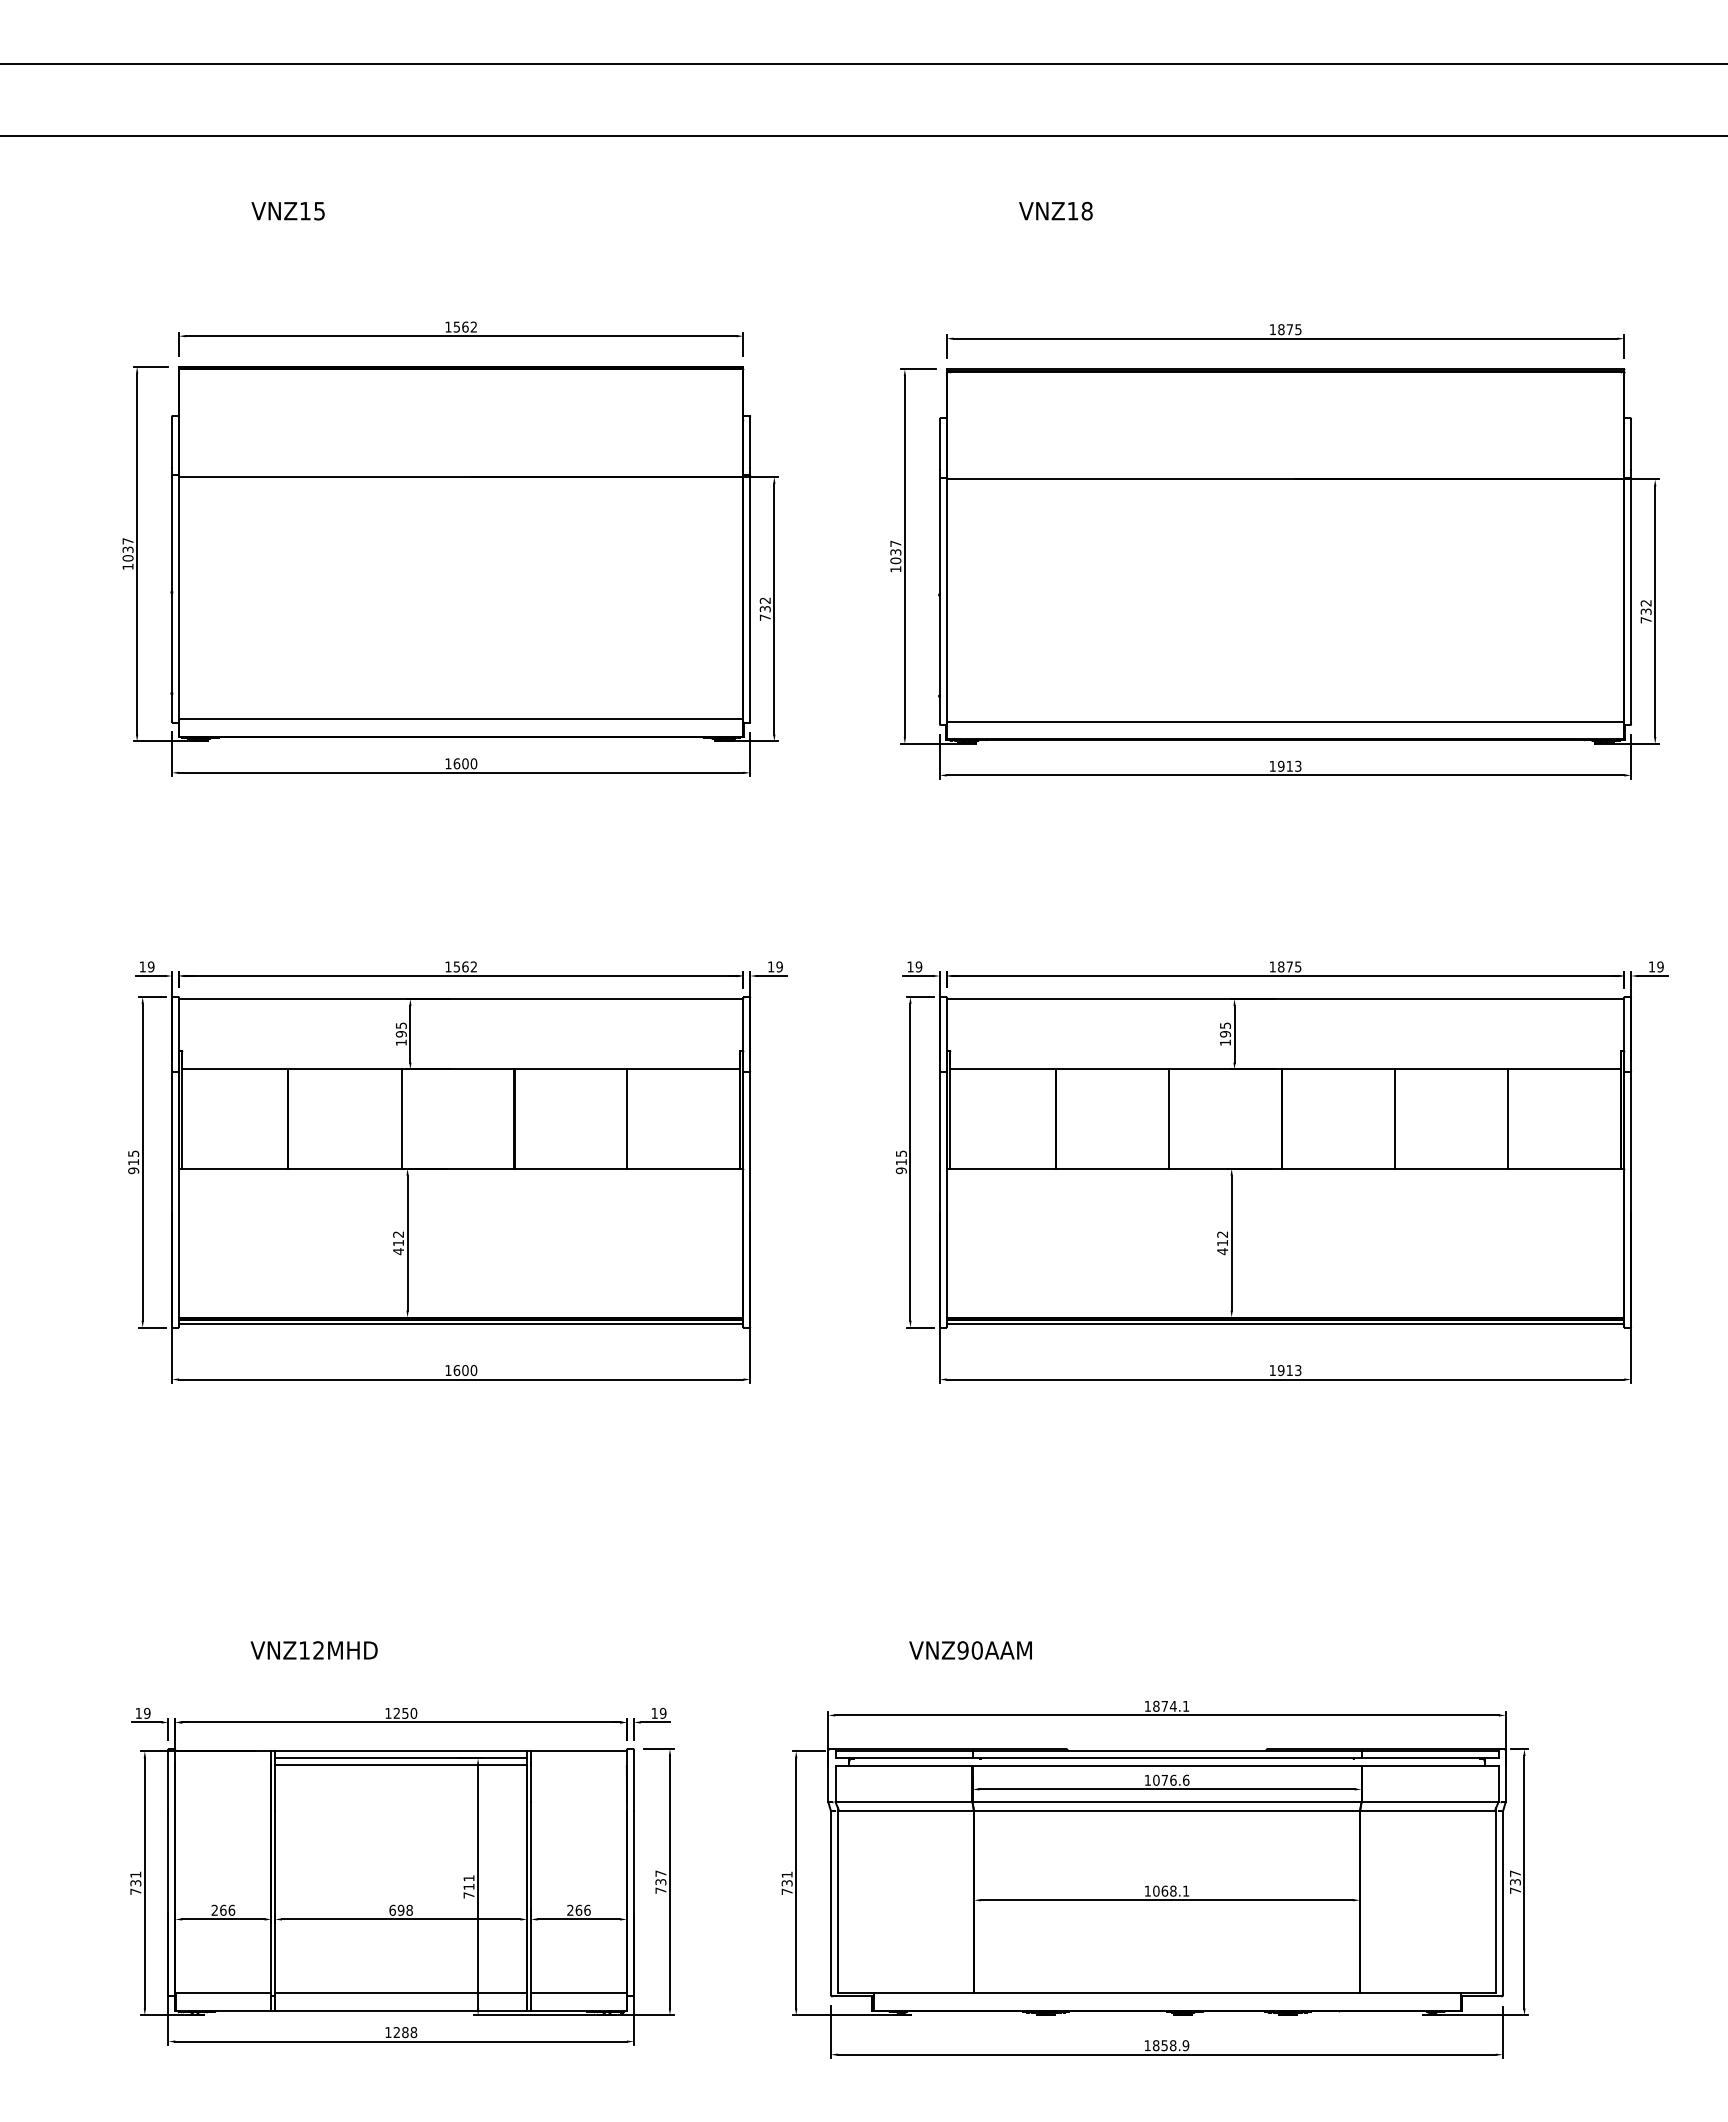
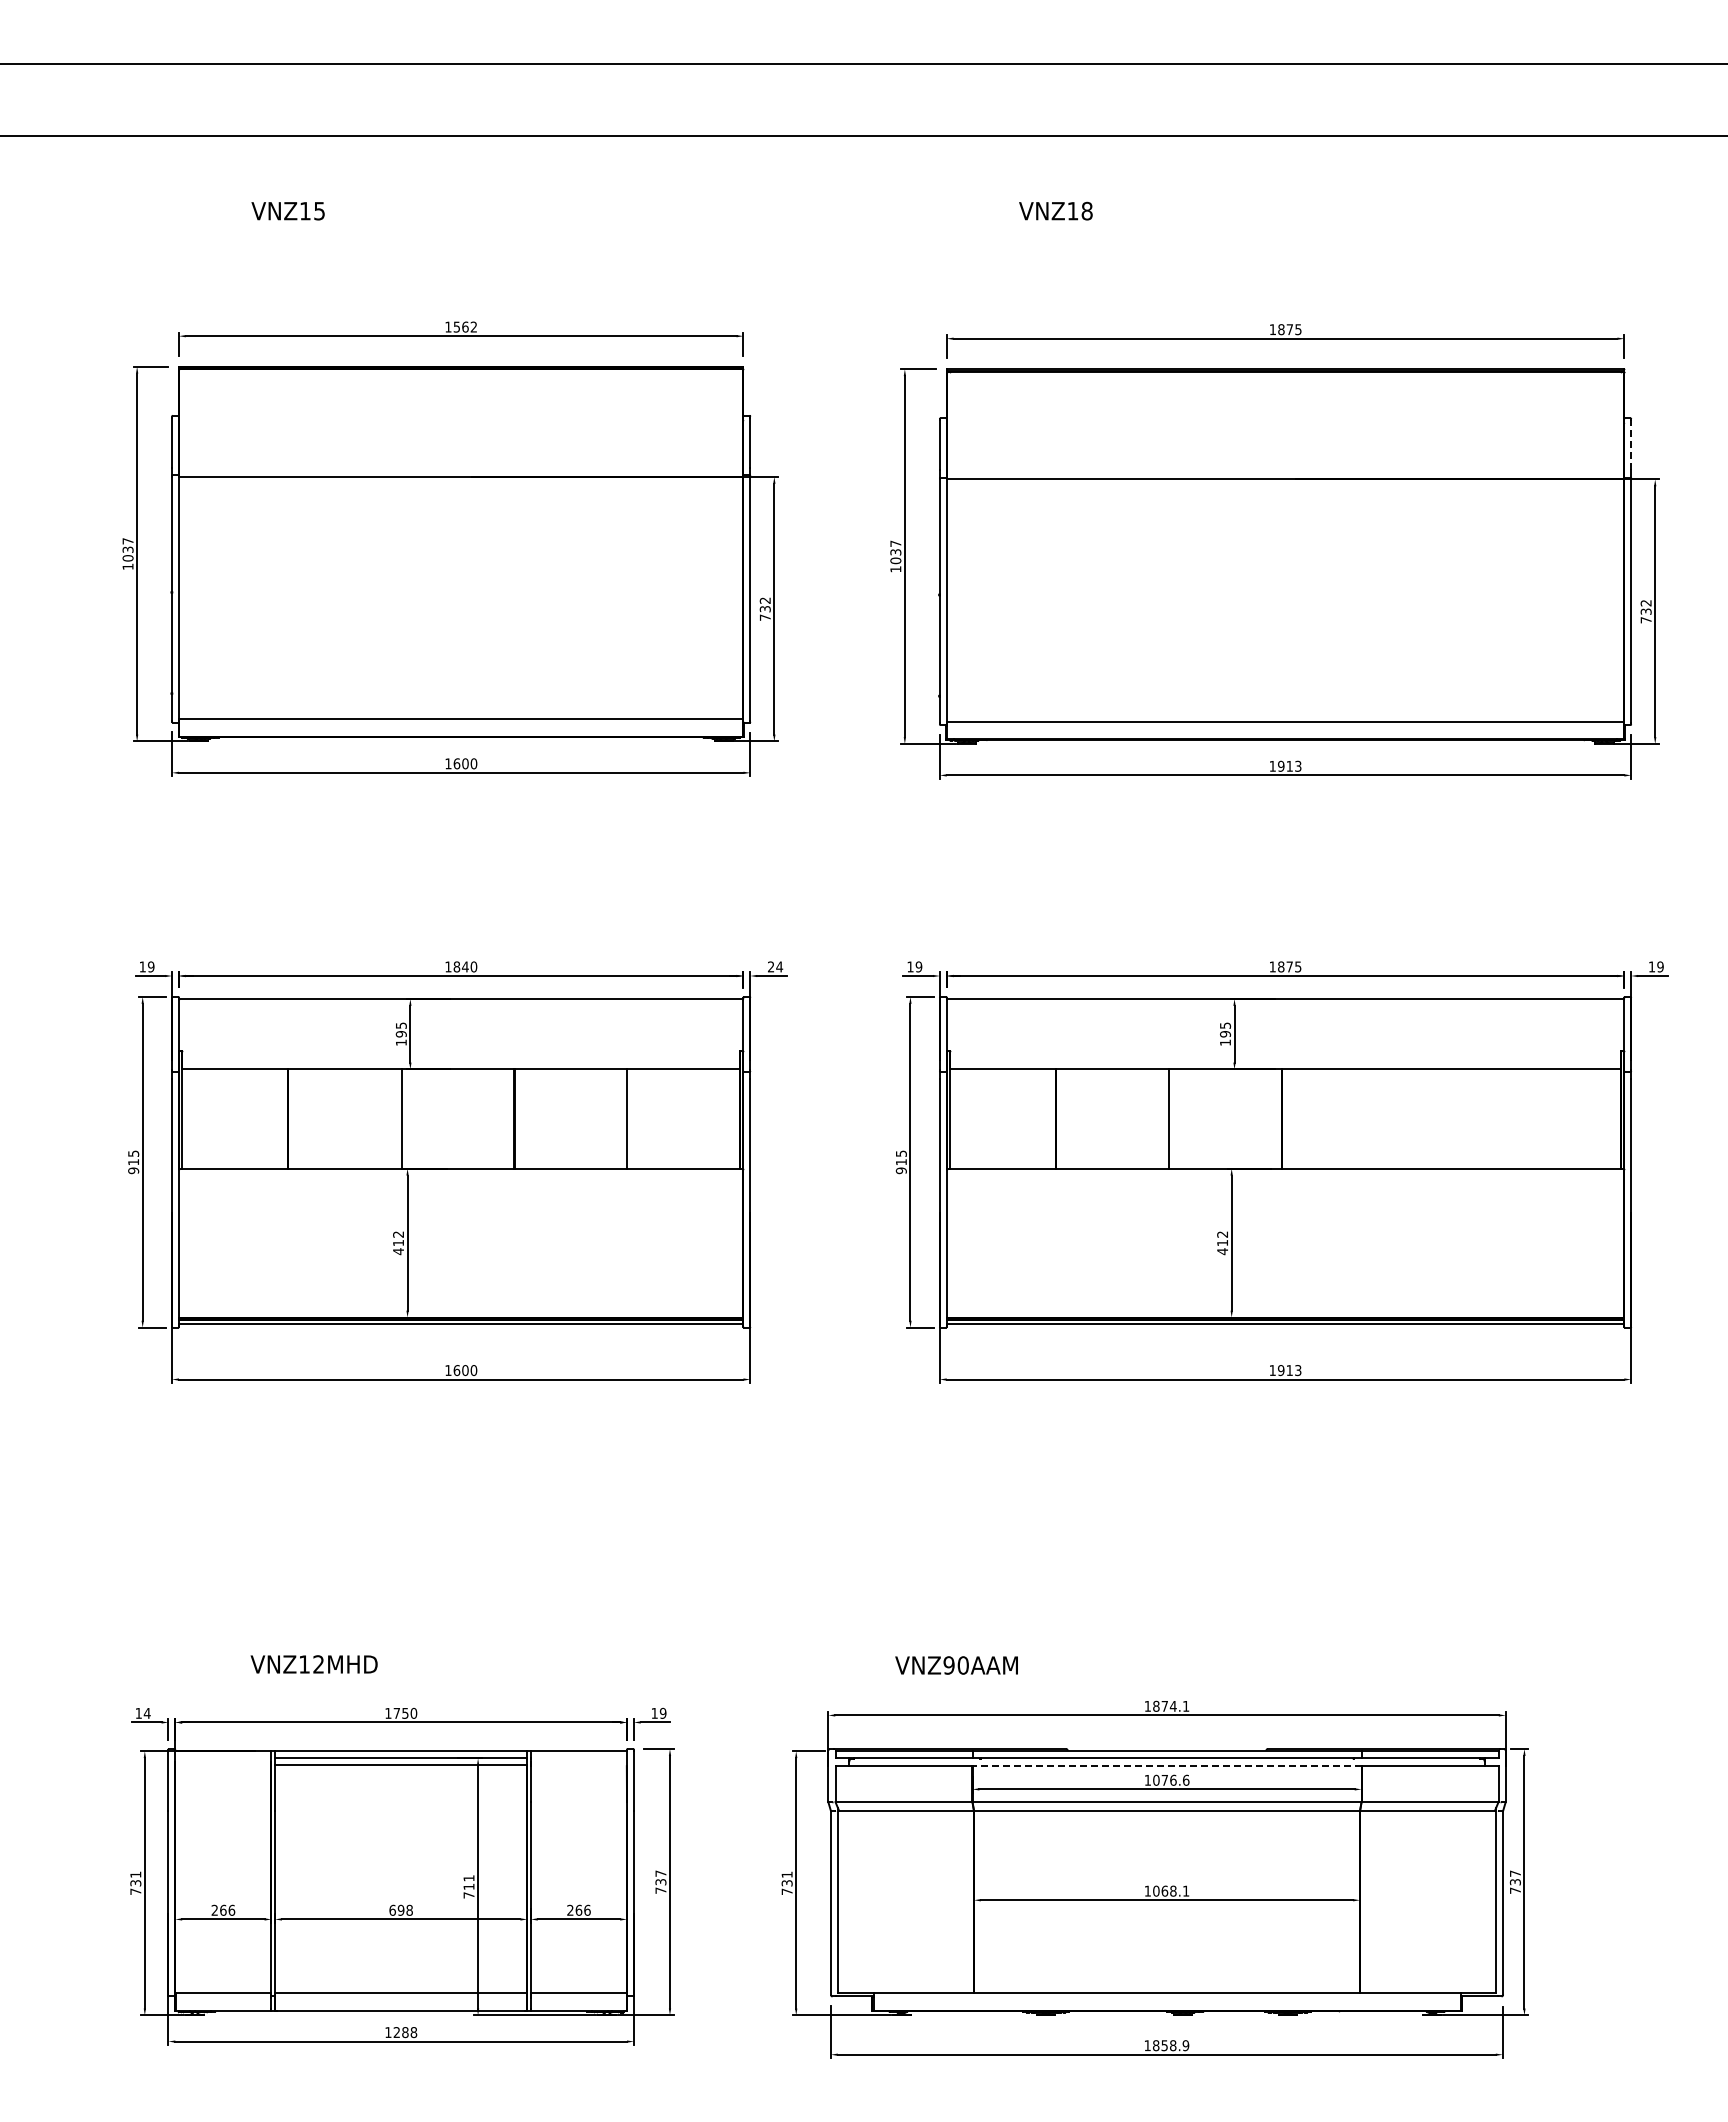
line: solid -> dashed (1631, 444)
text: 1562 -> 1840 (465, 966)
text: 19 -> 24 (775, 966)
line: present -> none (1395, 1118)
line: present -> none (1508, 1118)
text position: (313, 1650) -> (313, 1664) (313, 1664)
text position: (970, 1650) -> (956, 1665) (956, 1665)
text: 19 -> 14 (146, 1712)
text: 1250 -> 1750 (396, 1712)
line: solid -> dashed (1167, 1766)
